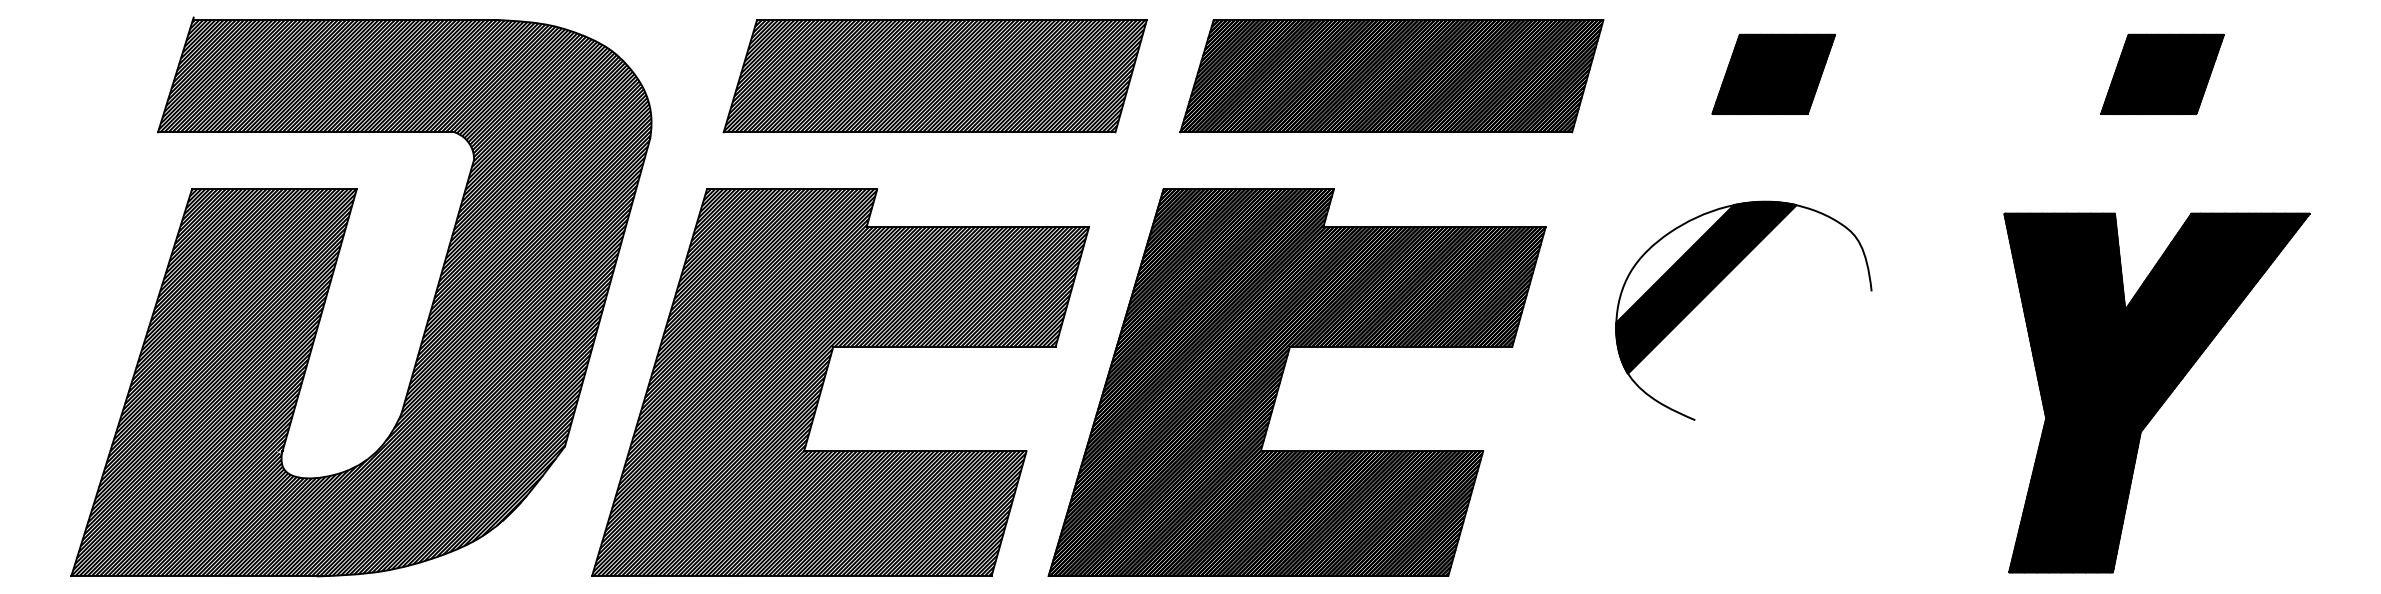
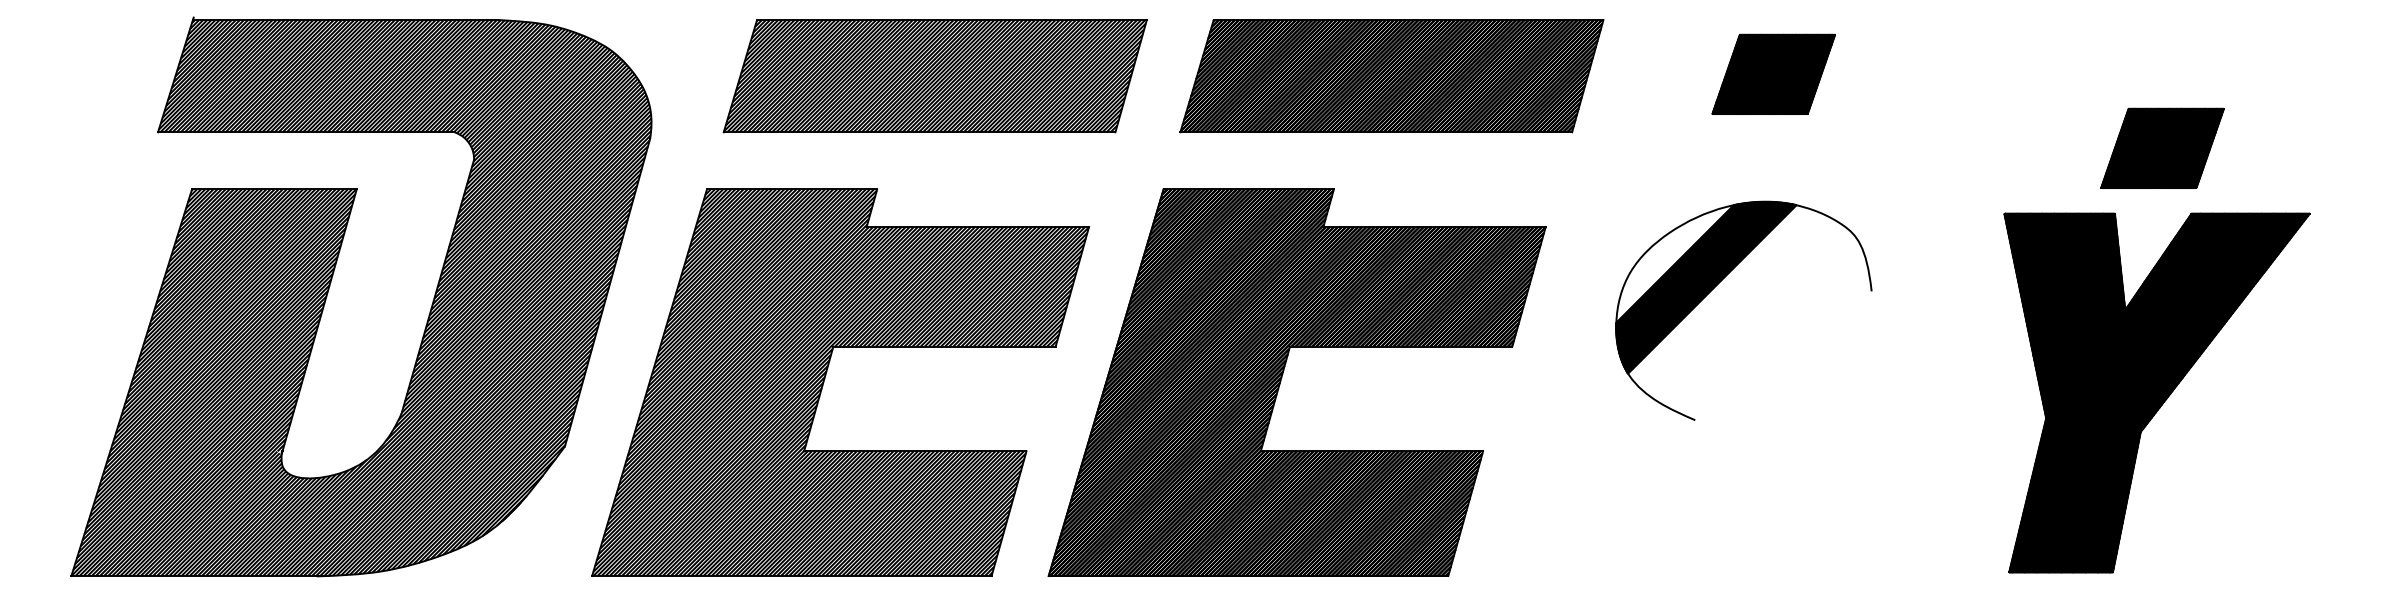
part position: (2162, 73) -> (2162, 147) (2162, 147)
